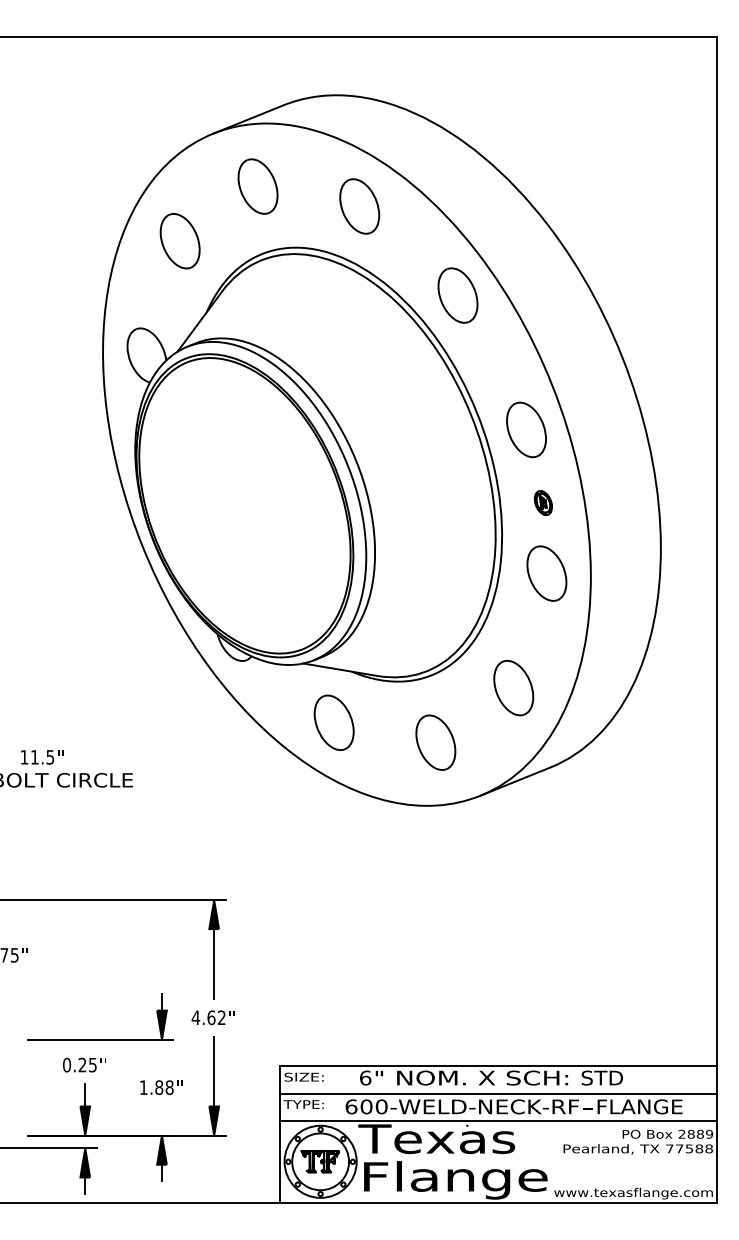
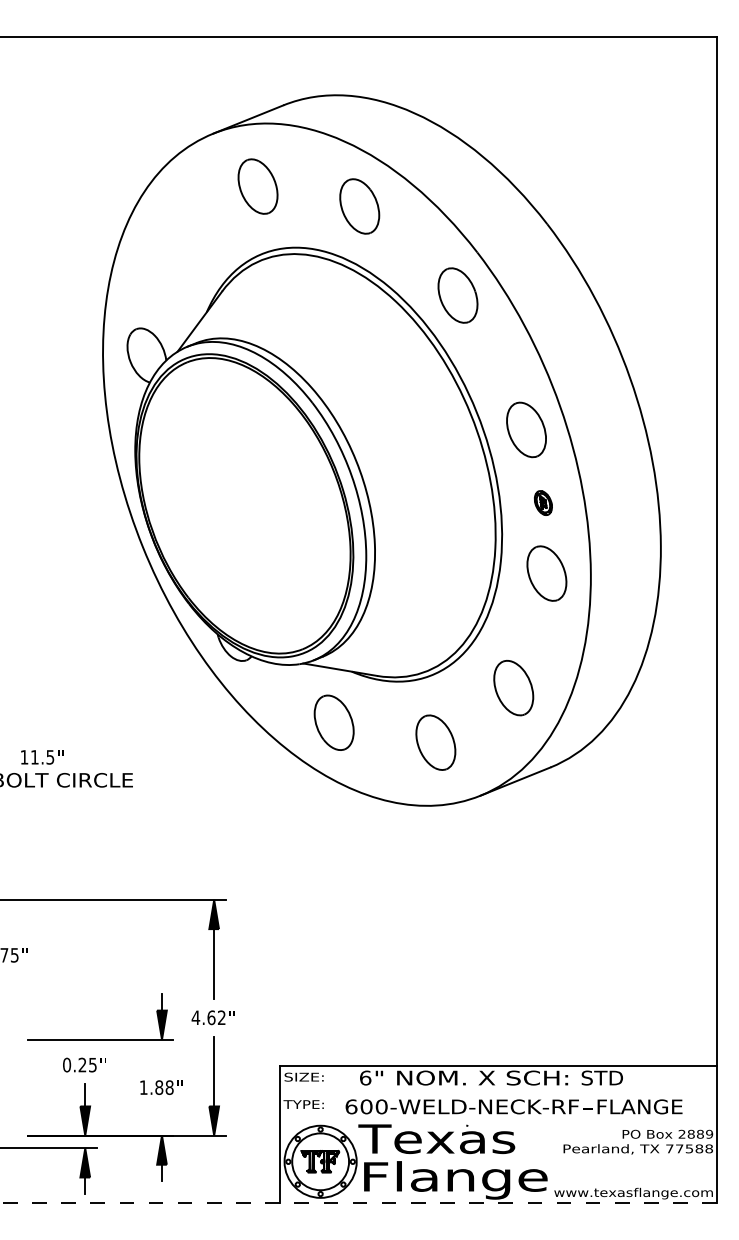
part: present -> none (179, 241)
line: present -> none (497, 1093)
line: present -> none (497, 1120)
line: solid -> dashed (359, 1202)
